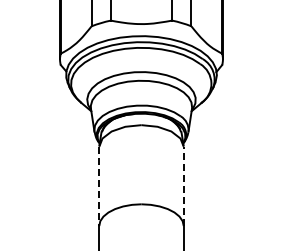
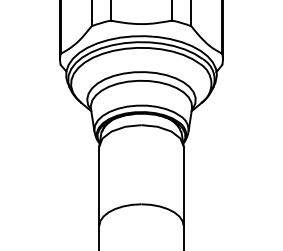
line: dashed -> solid (99, 186)
line: dashed -> solid (183, 186)
